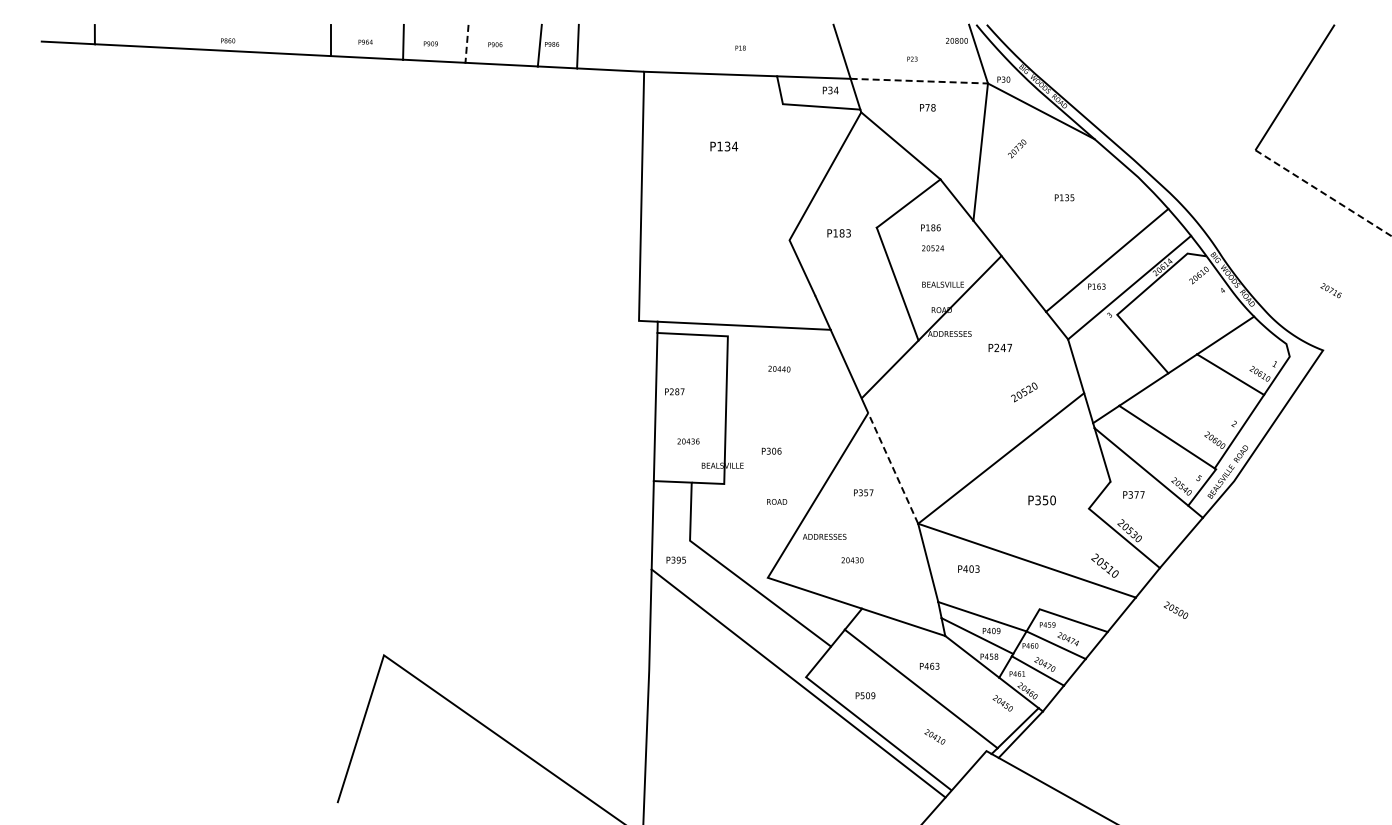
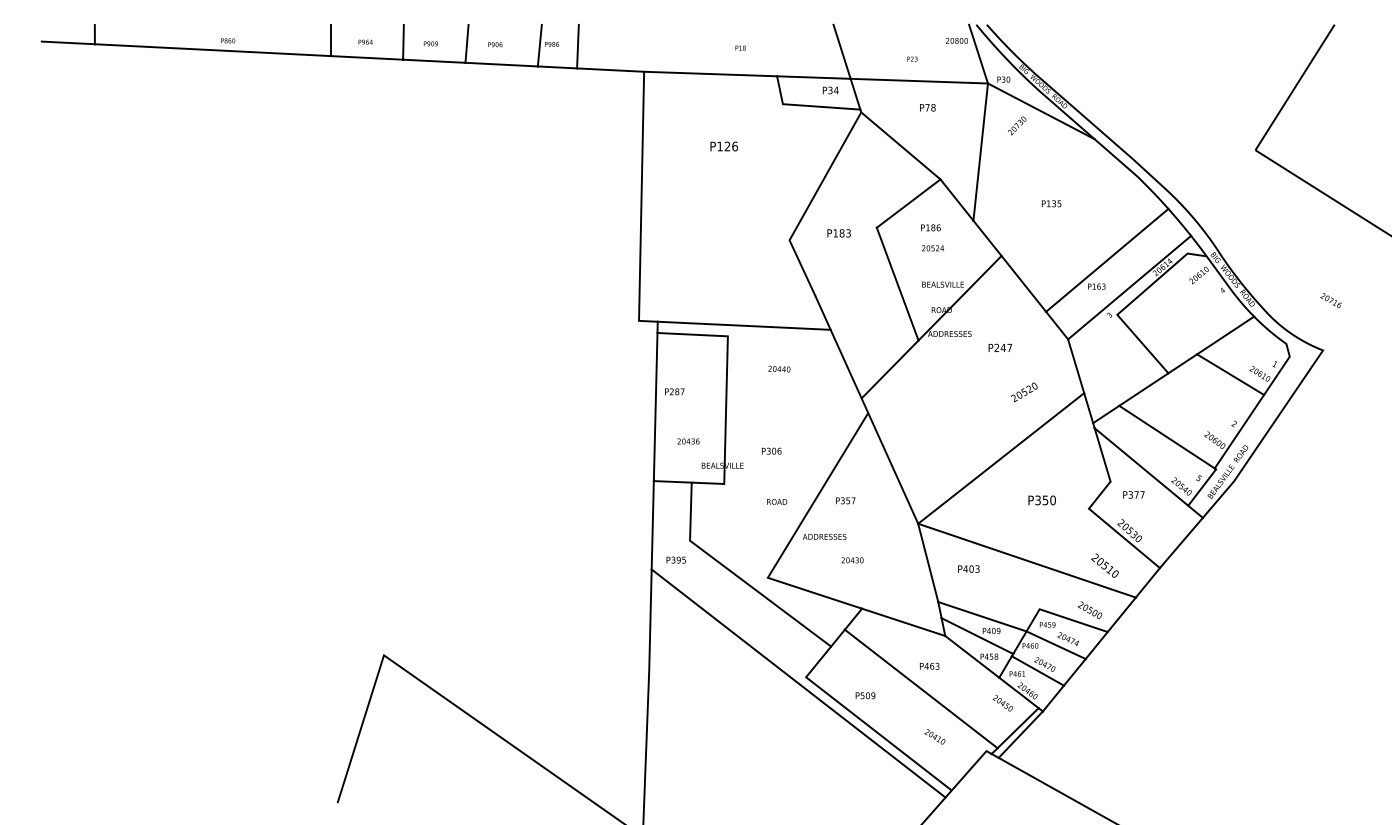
line: dashed -> solid (466, 44)
line: dashed -> solid (919, 81)
text: P134 -> P126 (731, 146)
text position: (1017, 148) -> (1017, 125) (1017, 125)
line: dashed -> solid (1323, 193)
text position: (1064, 197) -> (1051, 203) (1051, 203)
text position: (1330, 290) -> (1330, 300) (1330, 300)
line: dashed -> solid (893, 468)
text position: (863, 492) -> (845, 500) (845, 500)
text position: (1175, 609) -> (1089, 609) (1089, 609)
